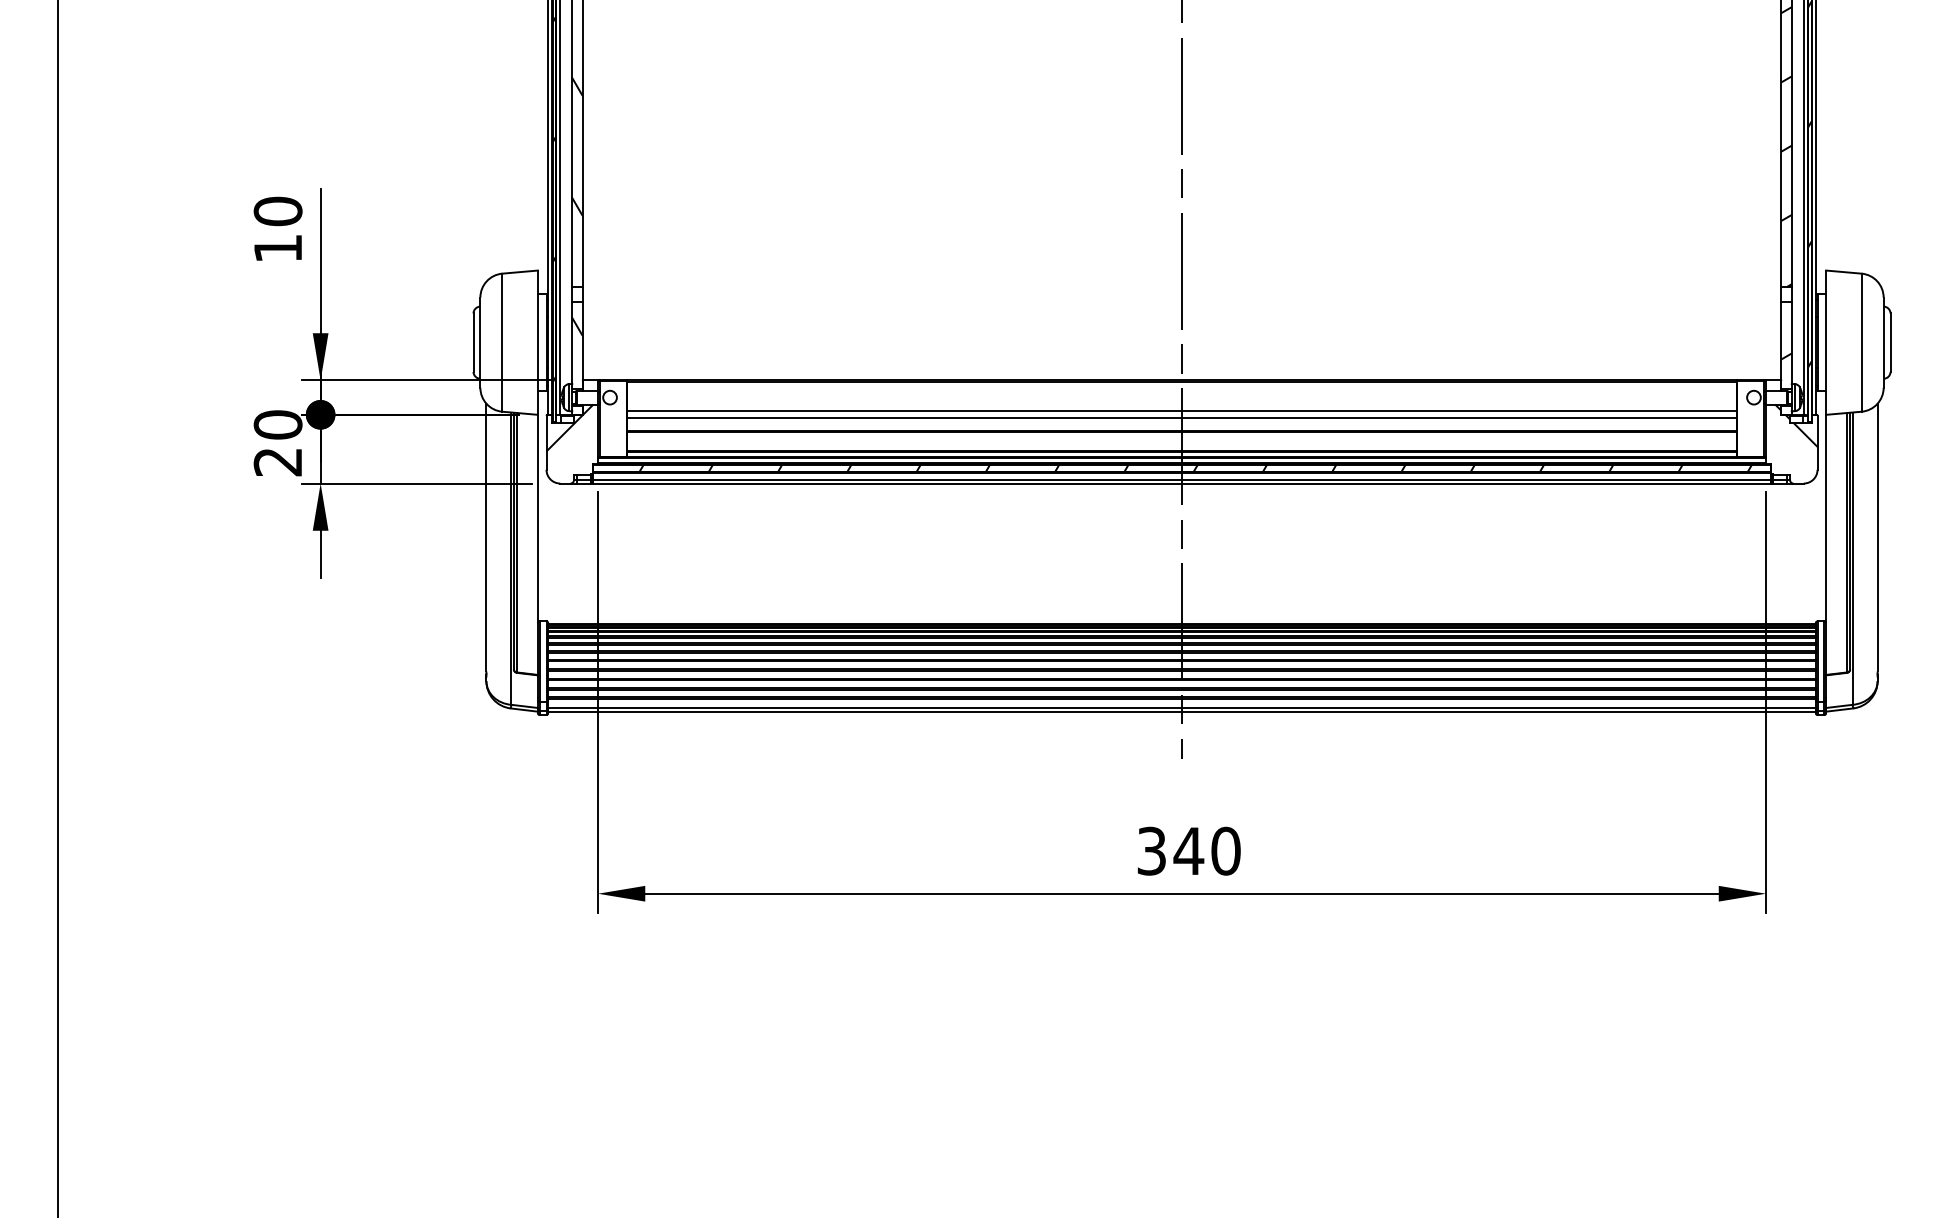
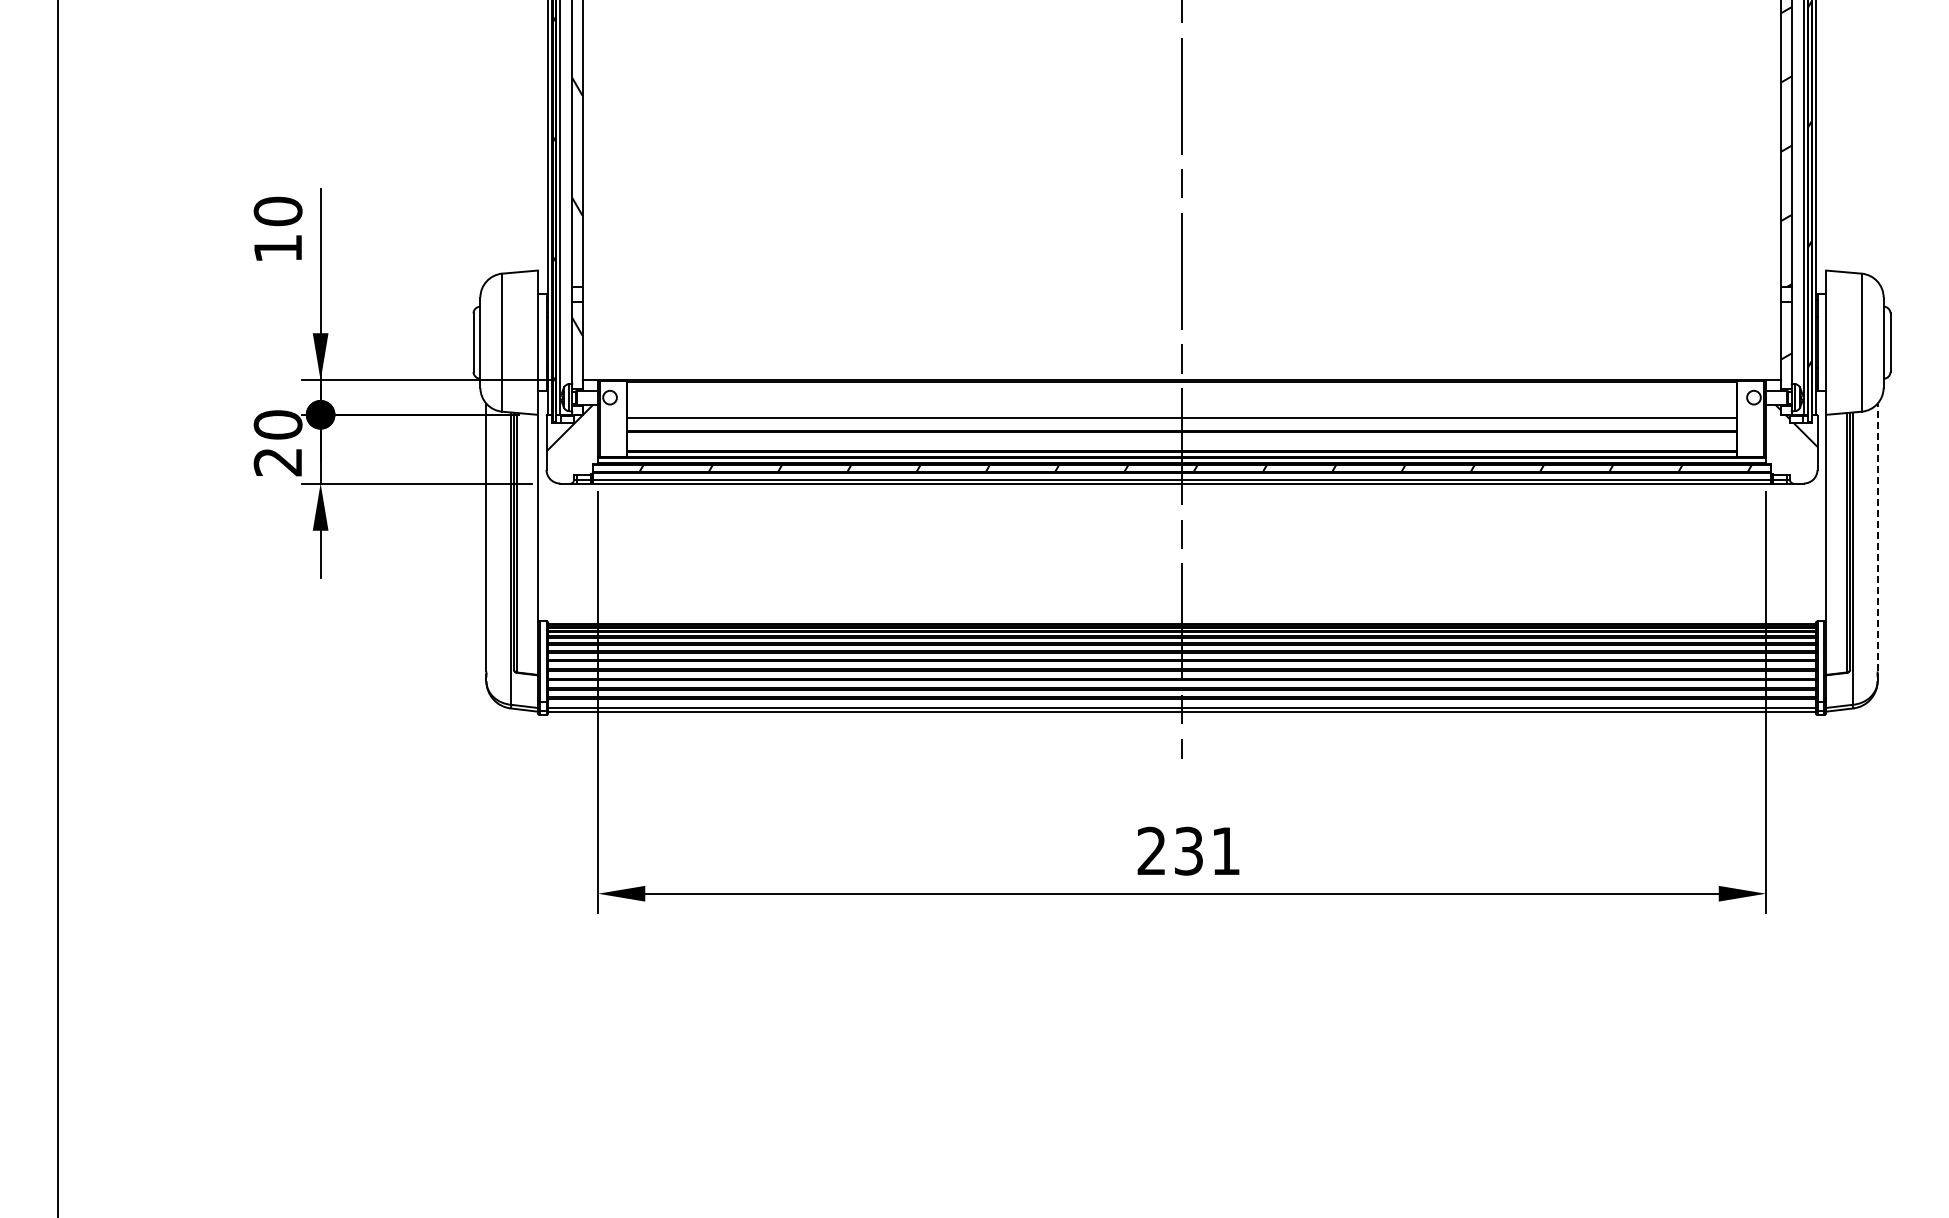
line: present -> none (1181, 411)
line: solid -> dashed (1877, 537)
text: 340 -> 231 (1188, 850)
